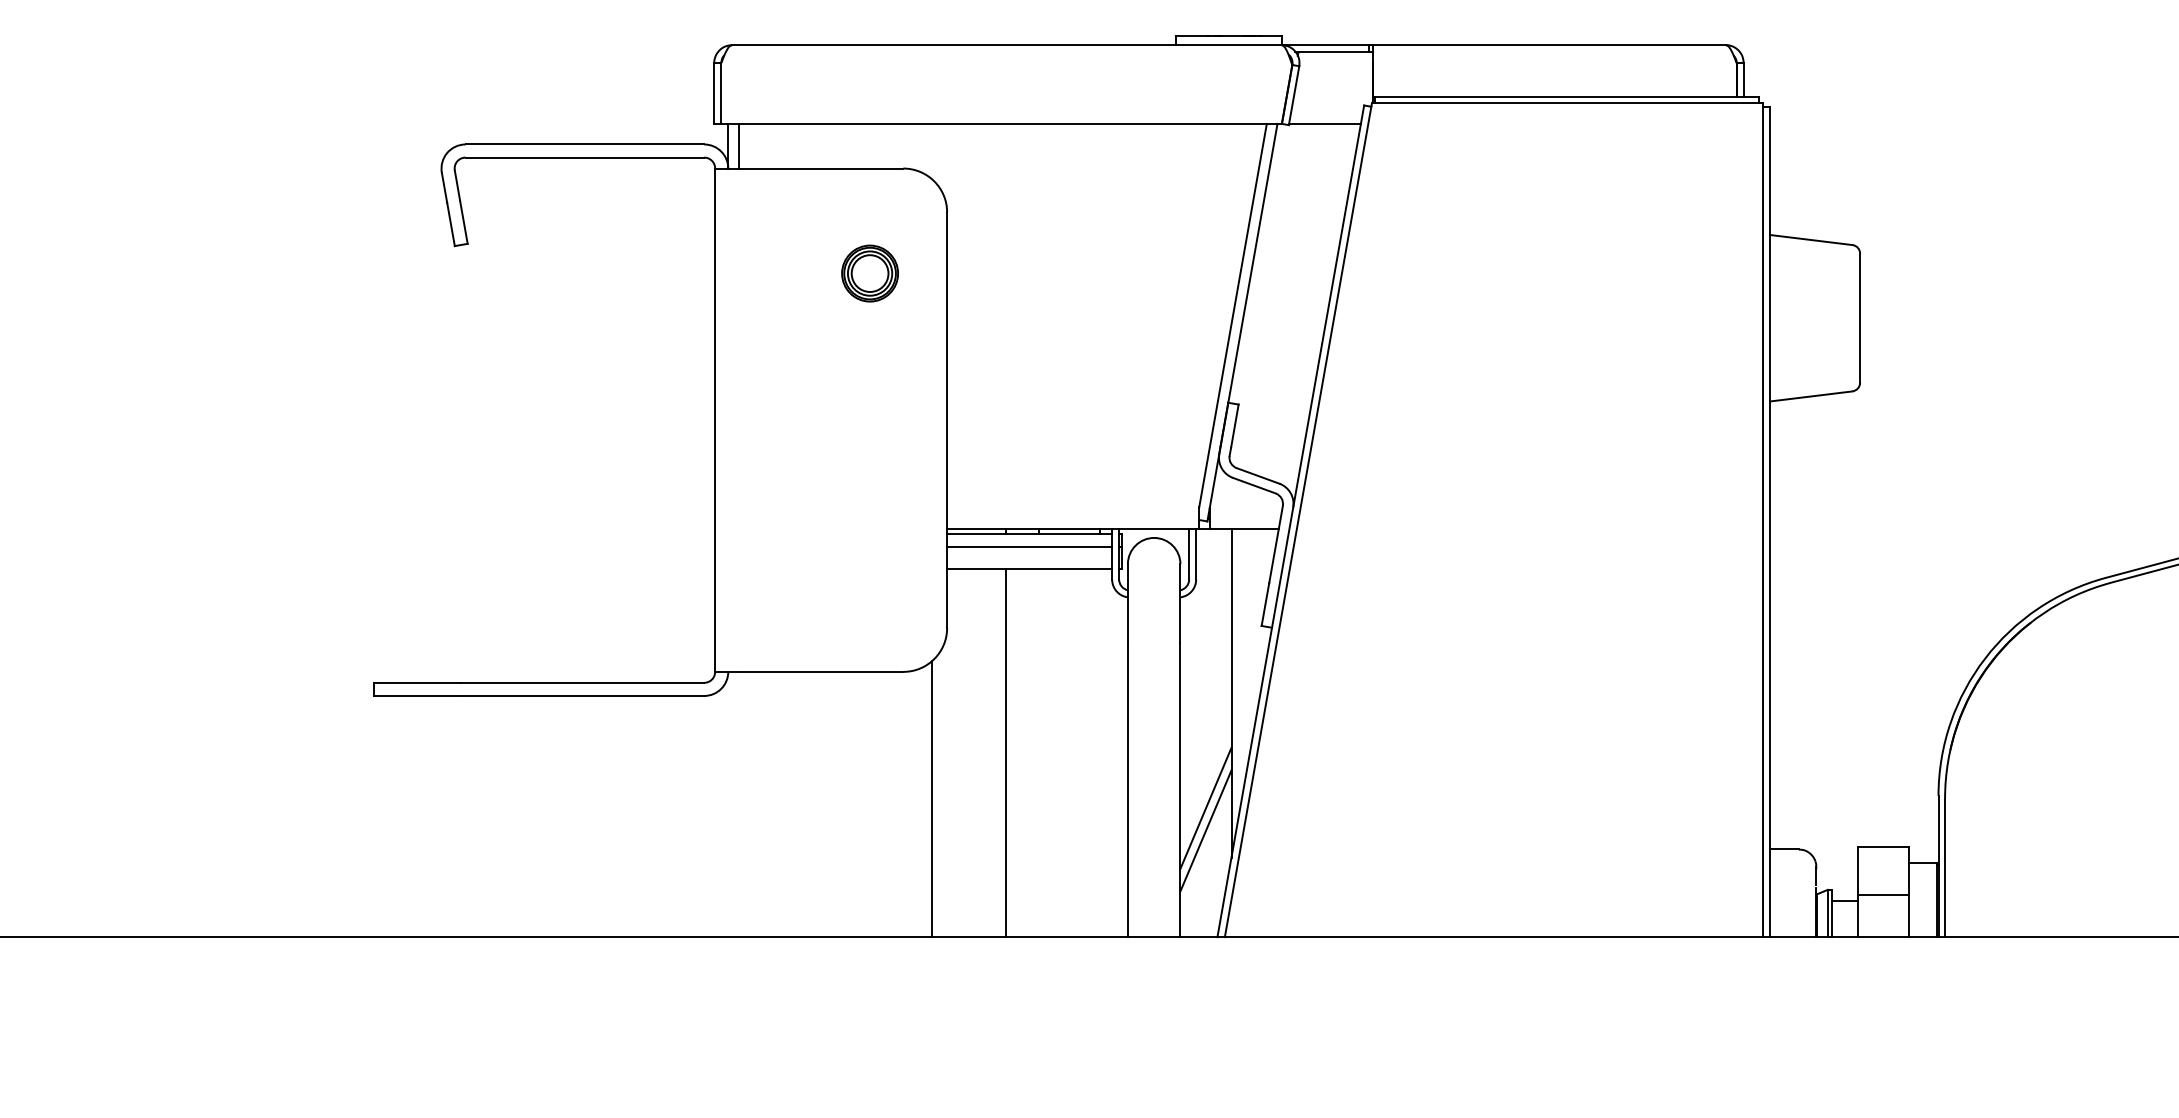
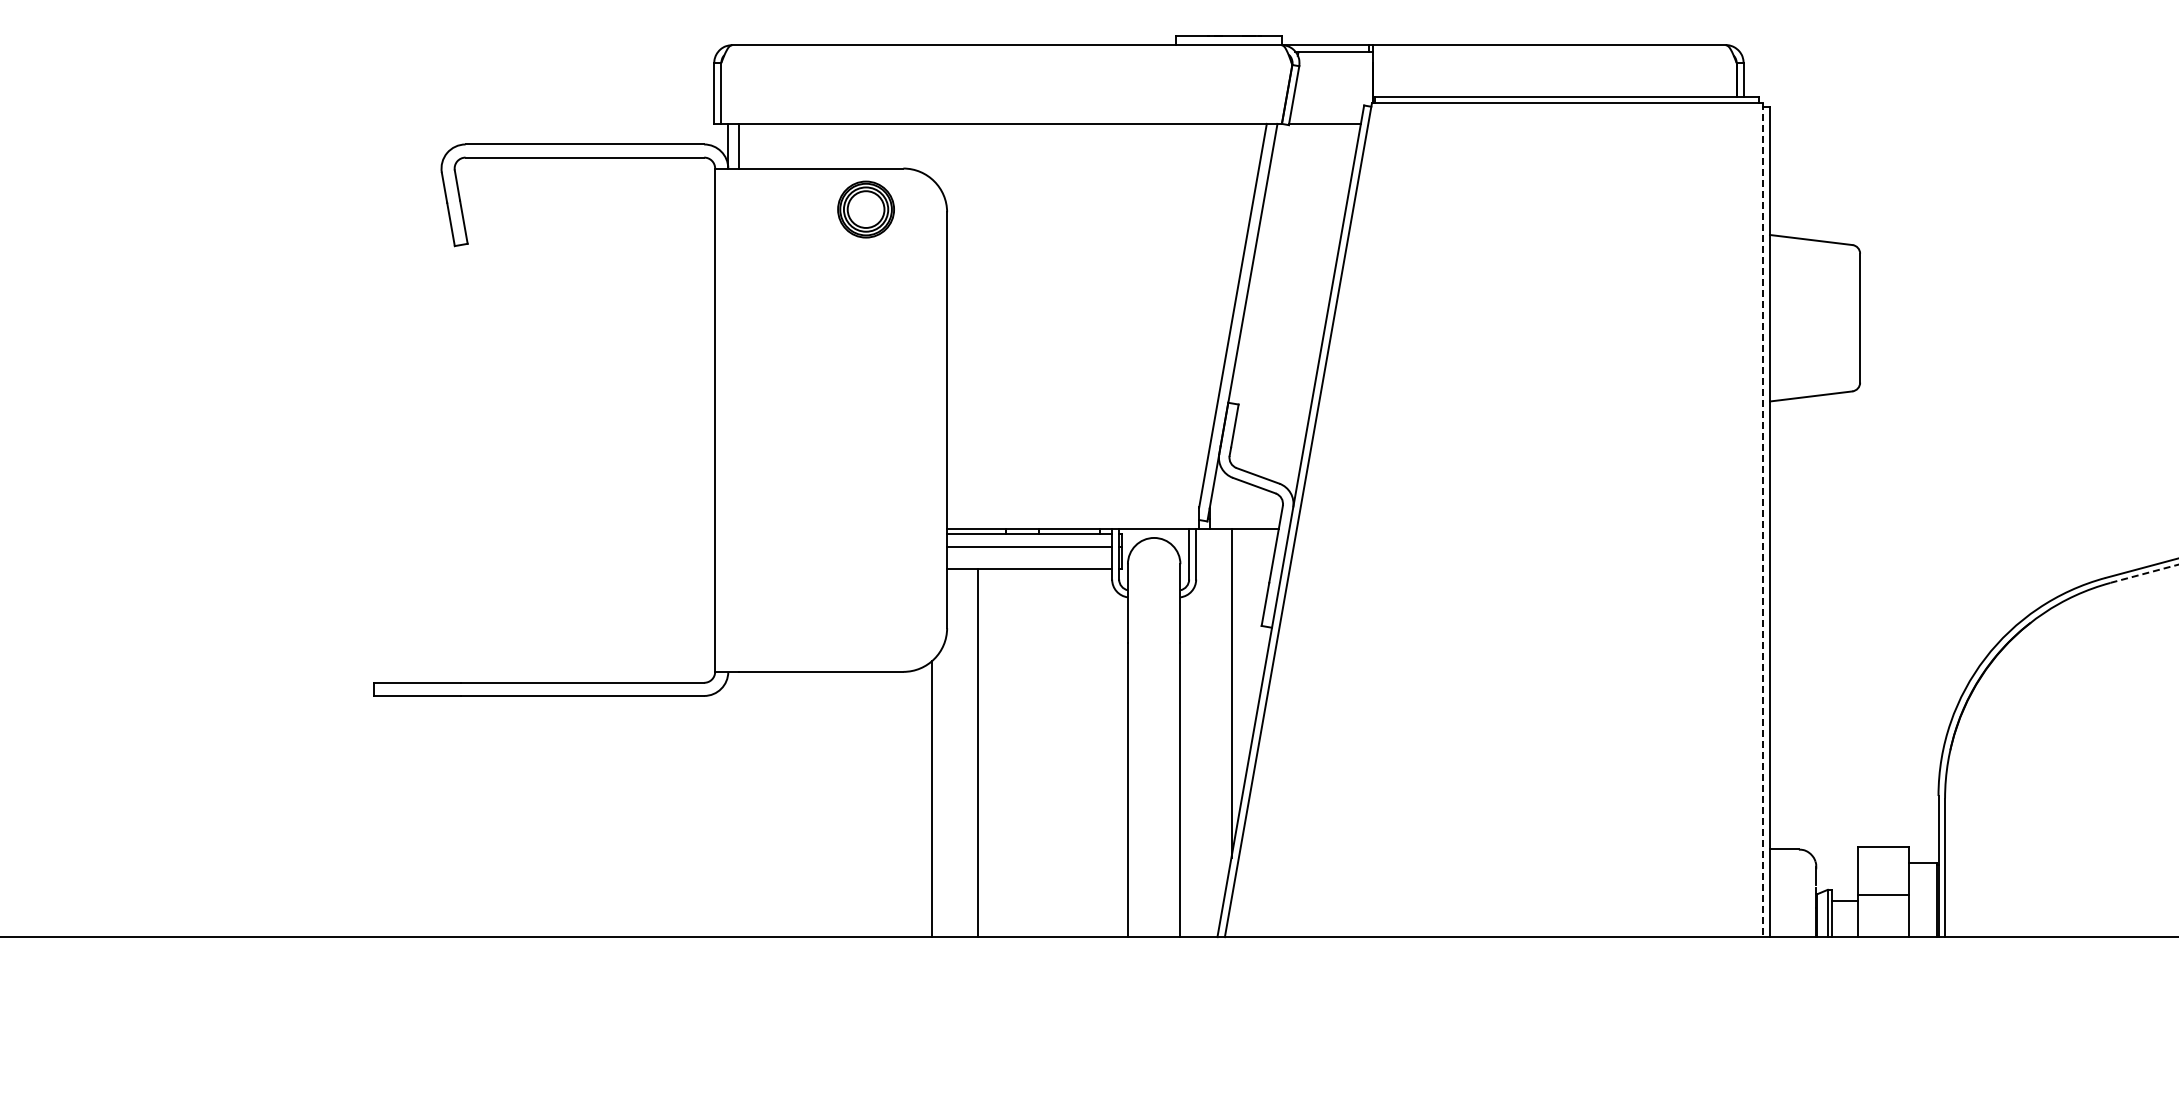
part position: (869, 273) -> (865, 209) (865, 209)
line: solid -> dashed (1763, 520)
line: solid -> dashed (2145, 573)
line position: (1006, 752) -> (978, 752) (978, 752)
line: present -> none (1205, 807)
line: present -> none (1205, 830)
